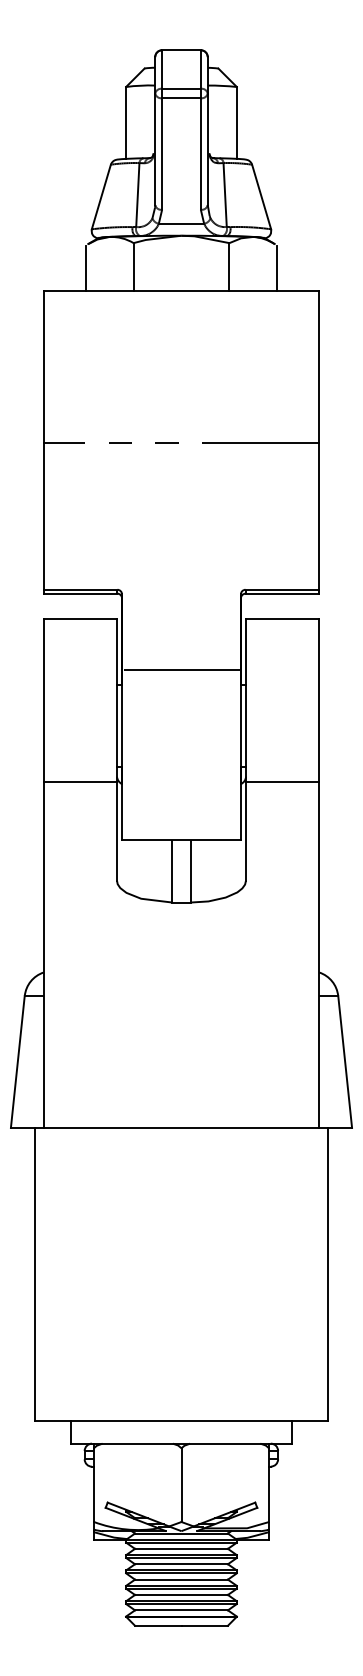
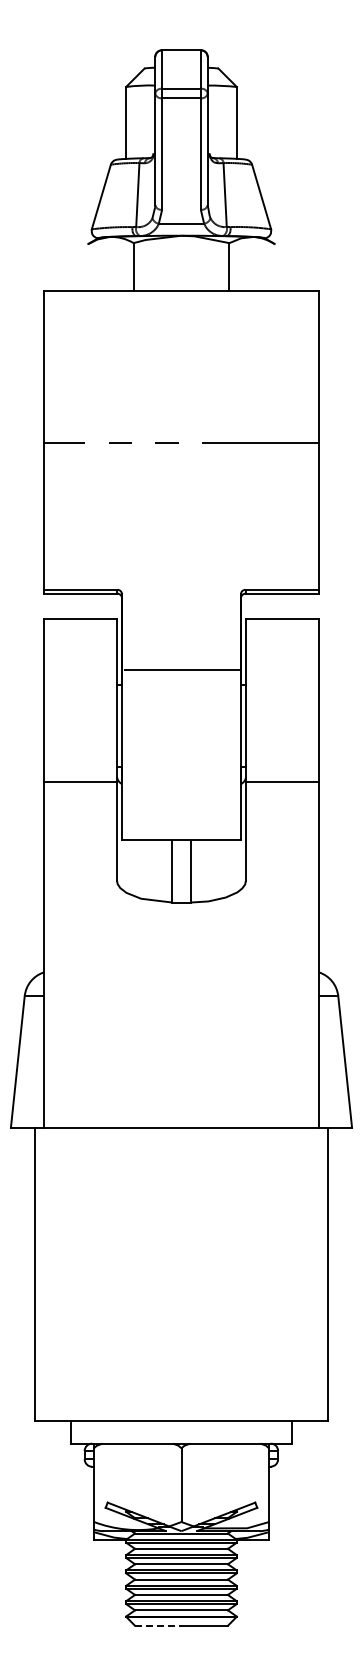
line: present -> none (85, 267)
line: present -> none (277, 267)
line: solid -> dashed (158, 1625)
